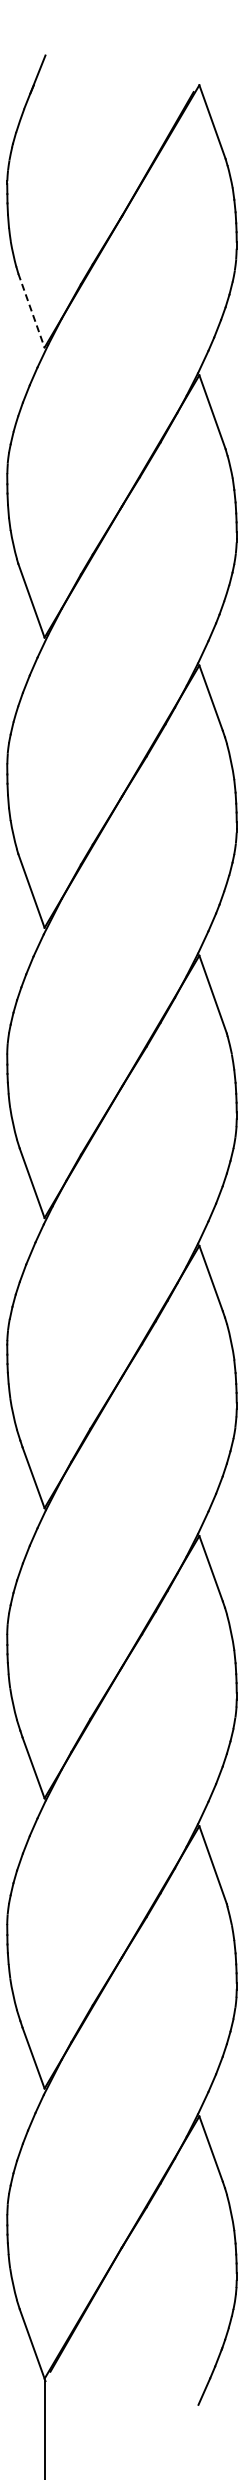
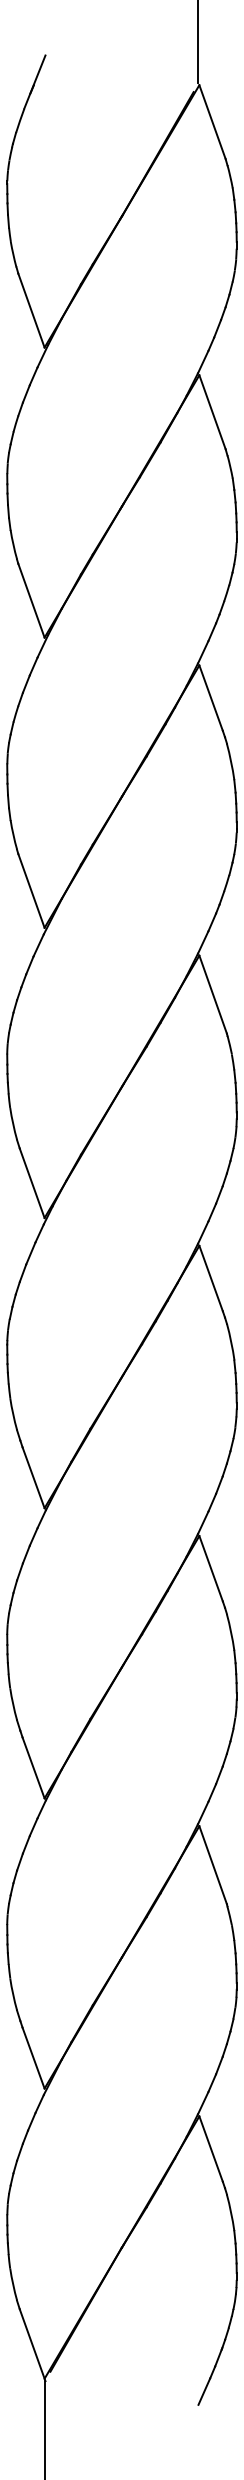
line: none -> present (198, 42)
line: dashed -> solid (31, 311)
